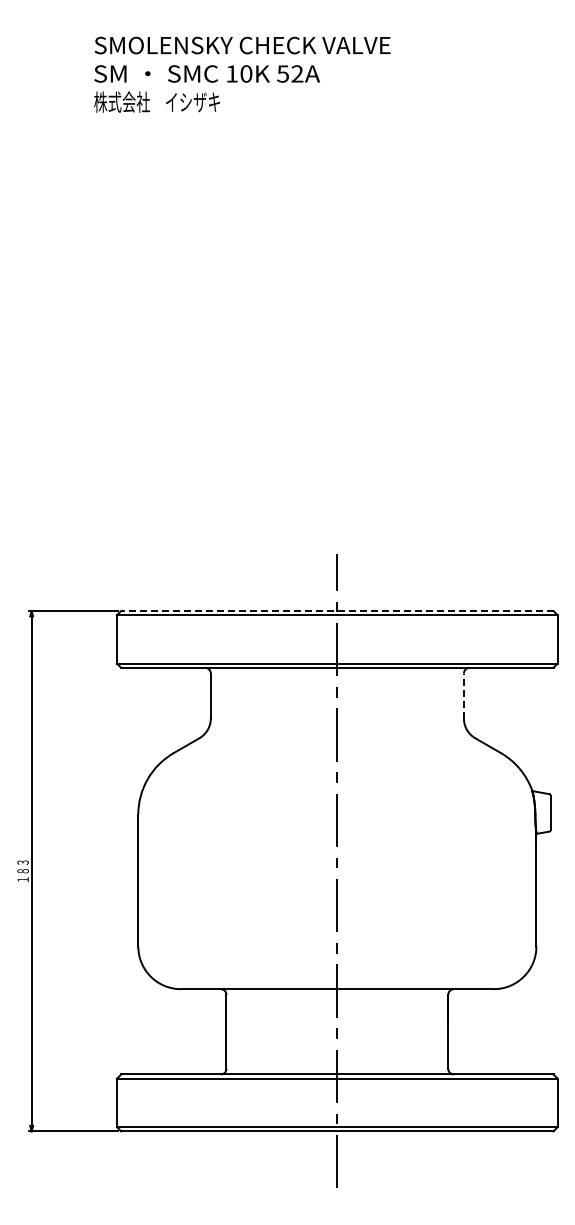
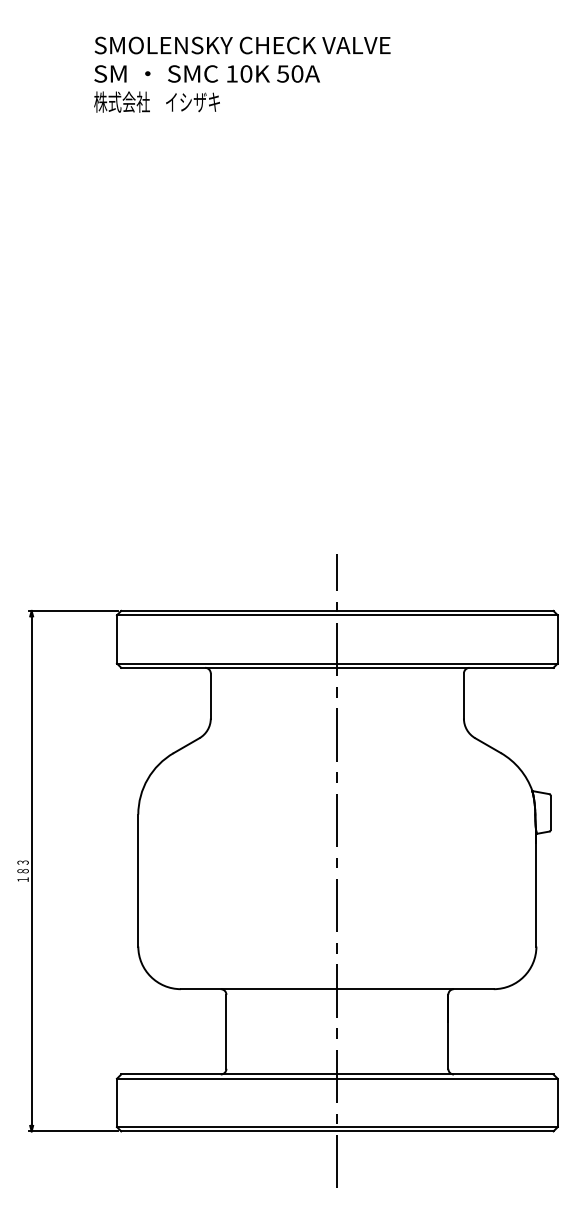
text: 52A -> 50A (297, 73)
line: dashed -> solid (336, 610)
line: dashed -> solid (463, 696)
